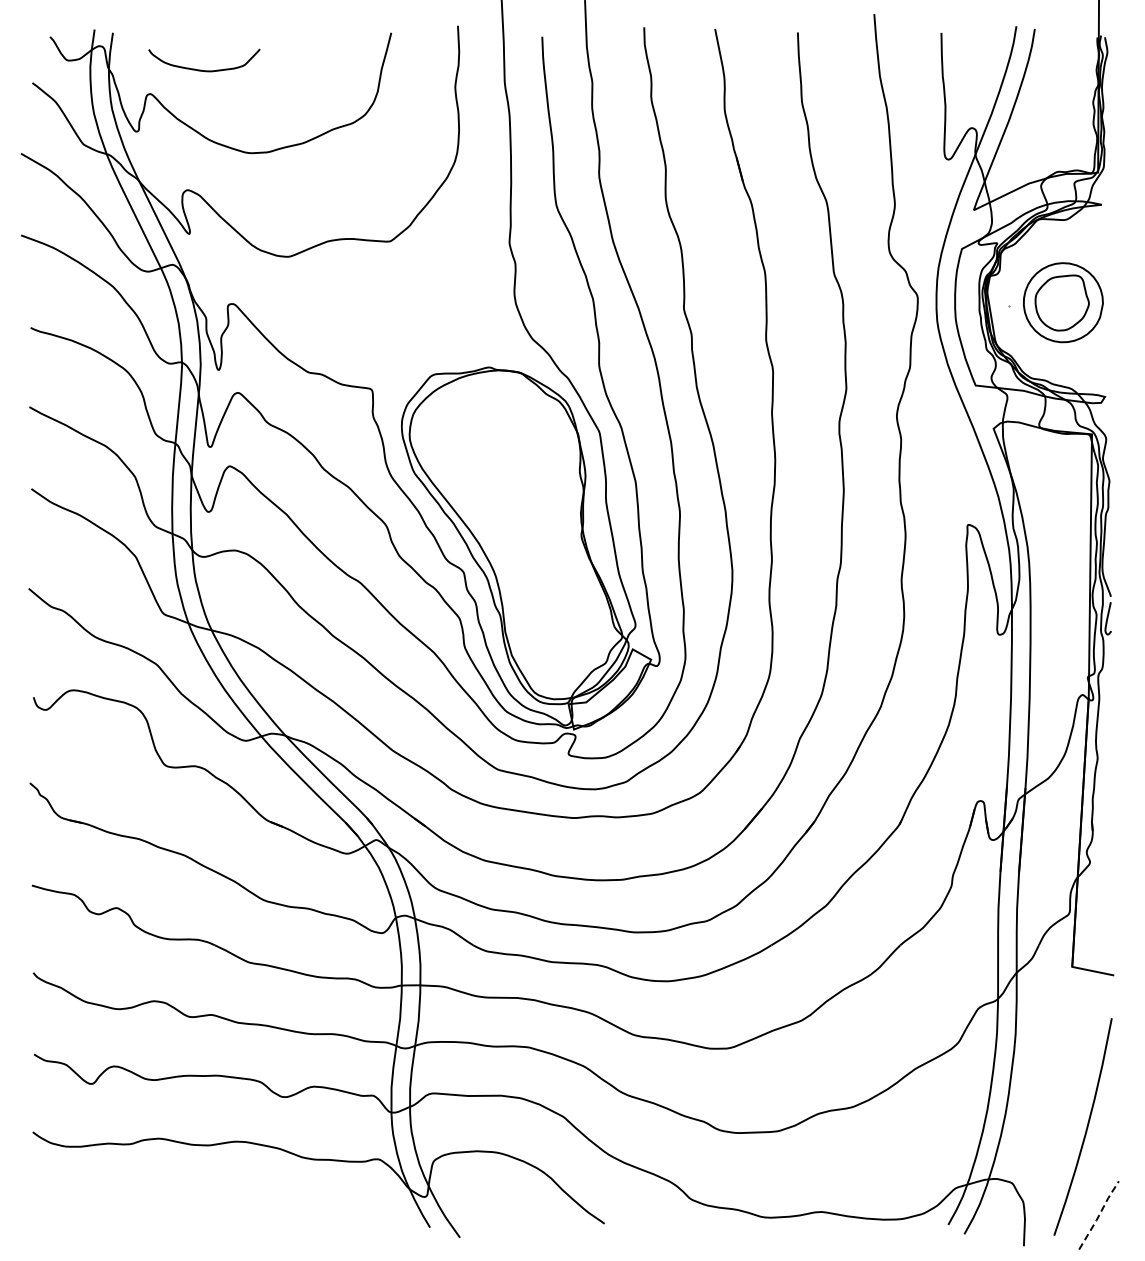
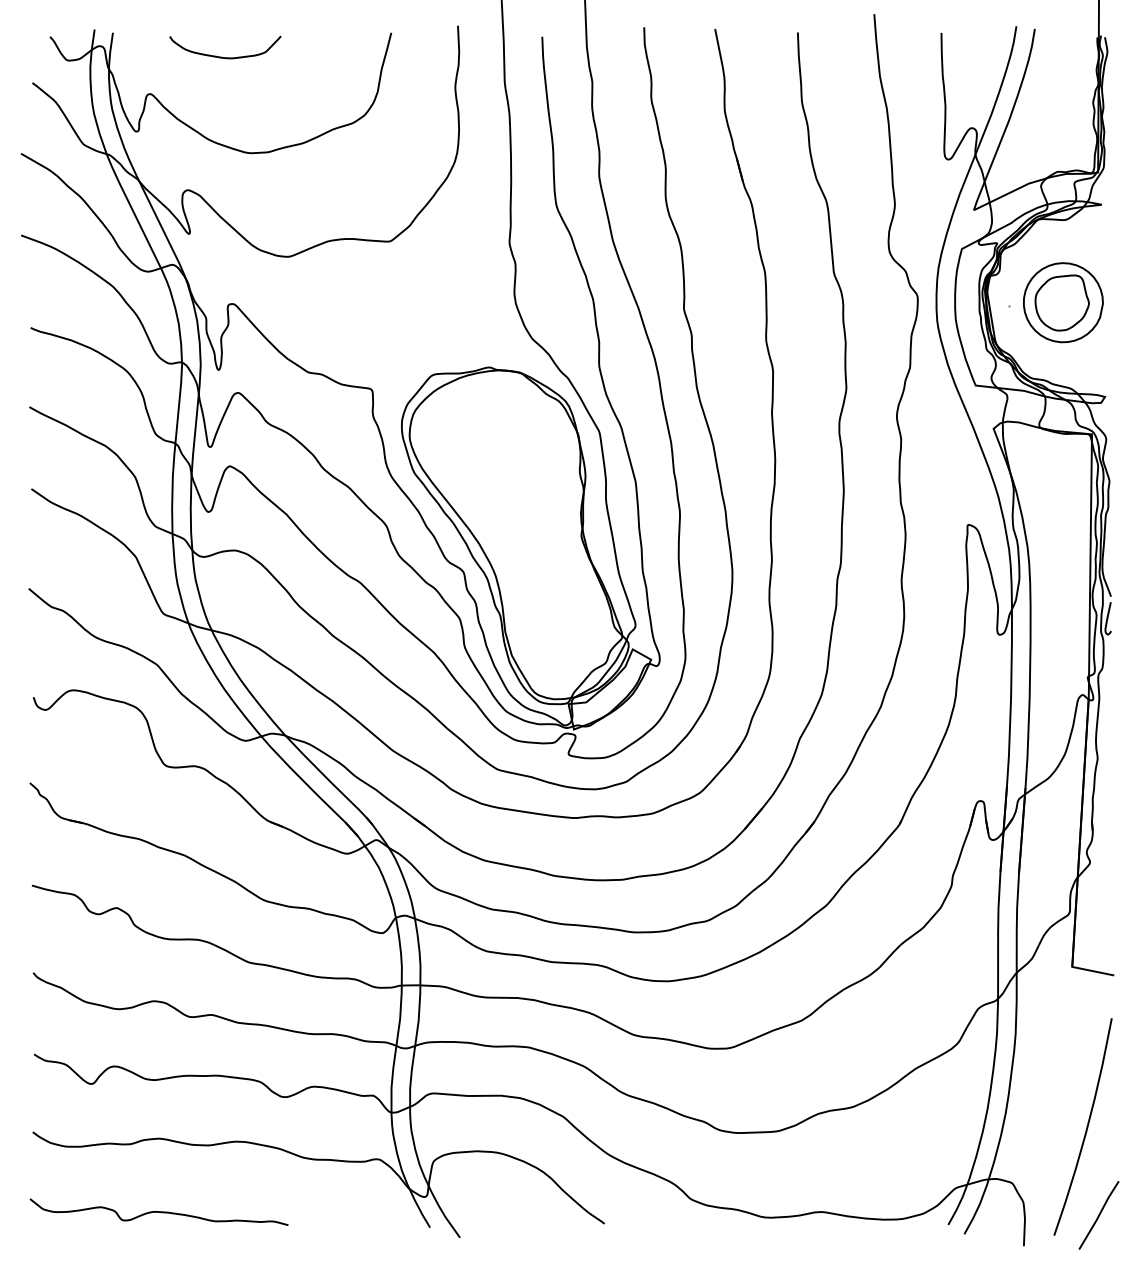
curve position: (201, 69) -> (222, 56) (222, 56)
curve: none -> present (158, 1211)
line: dashed -> solid (1099, 1215)
